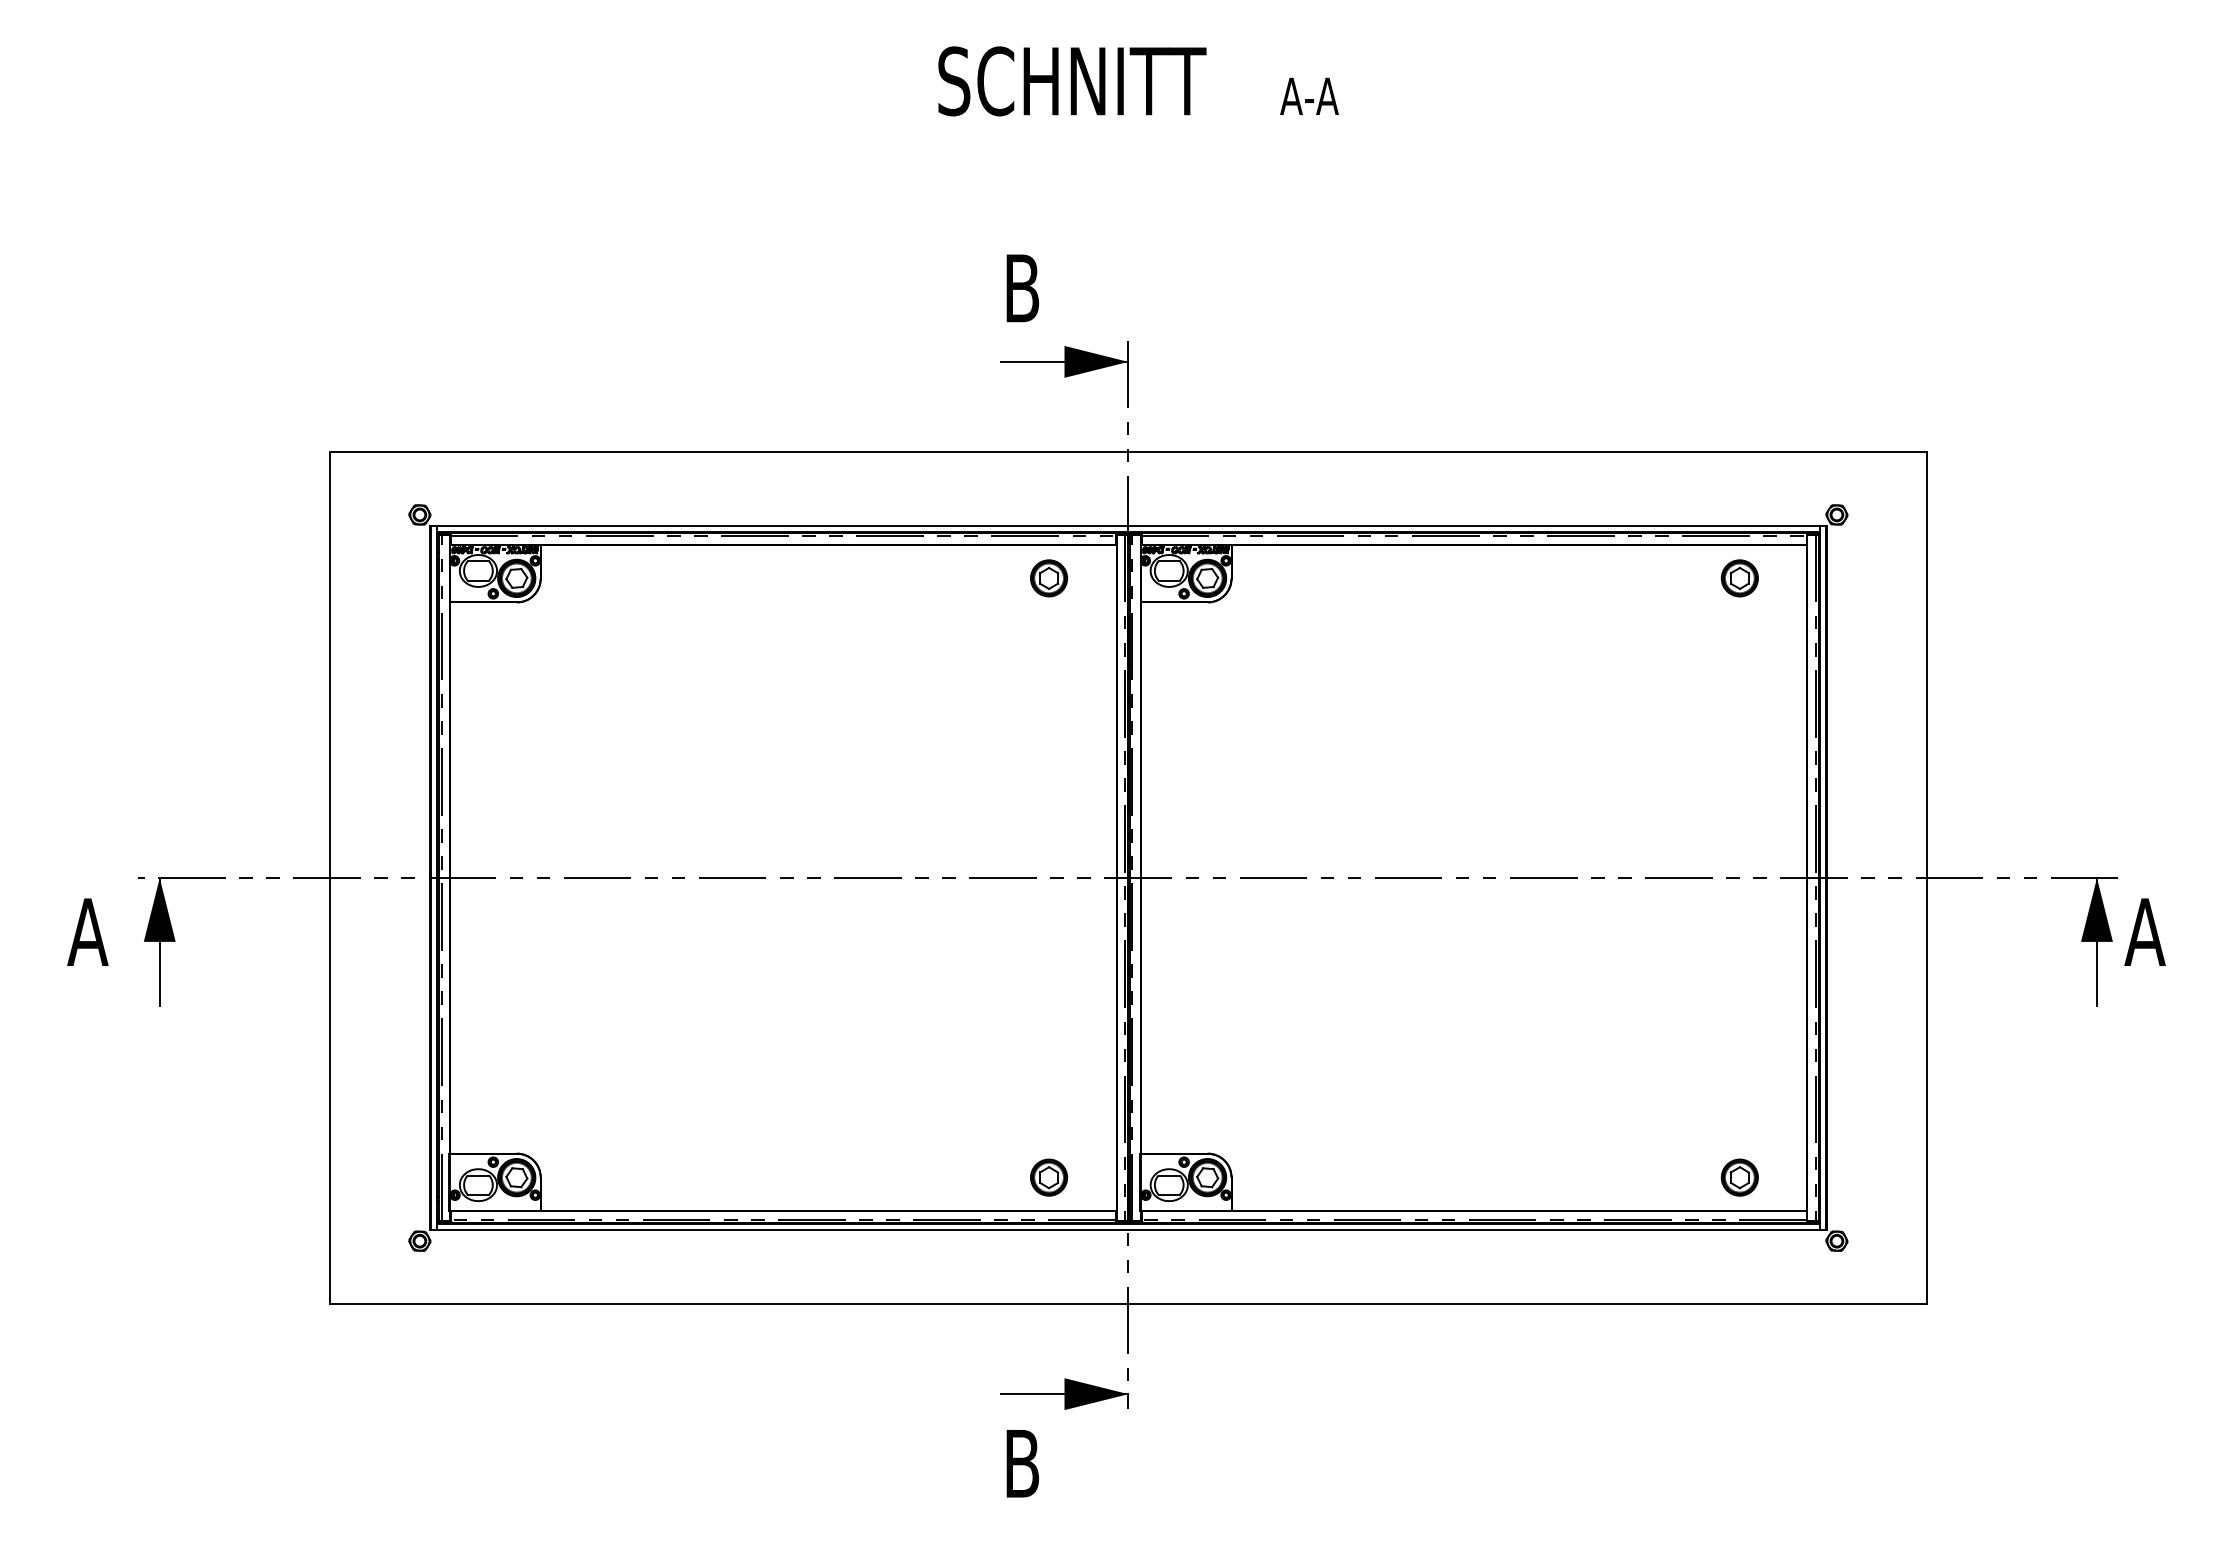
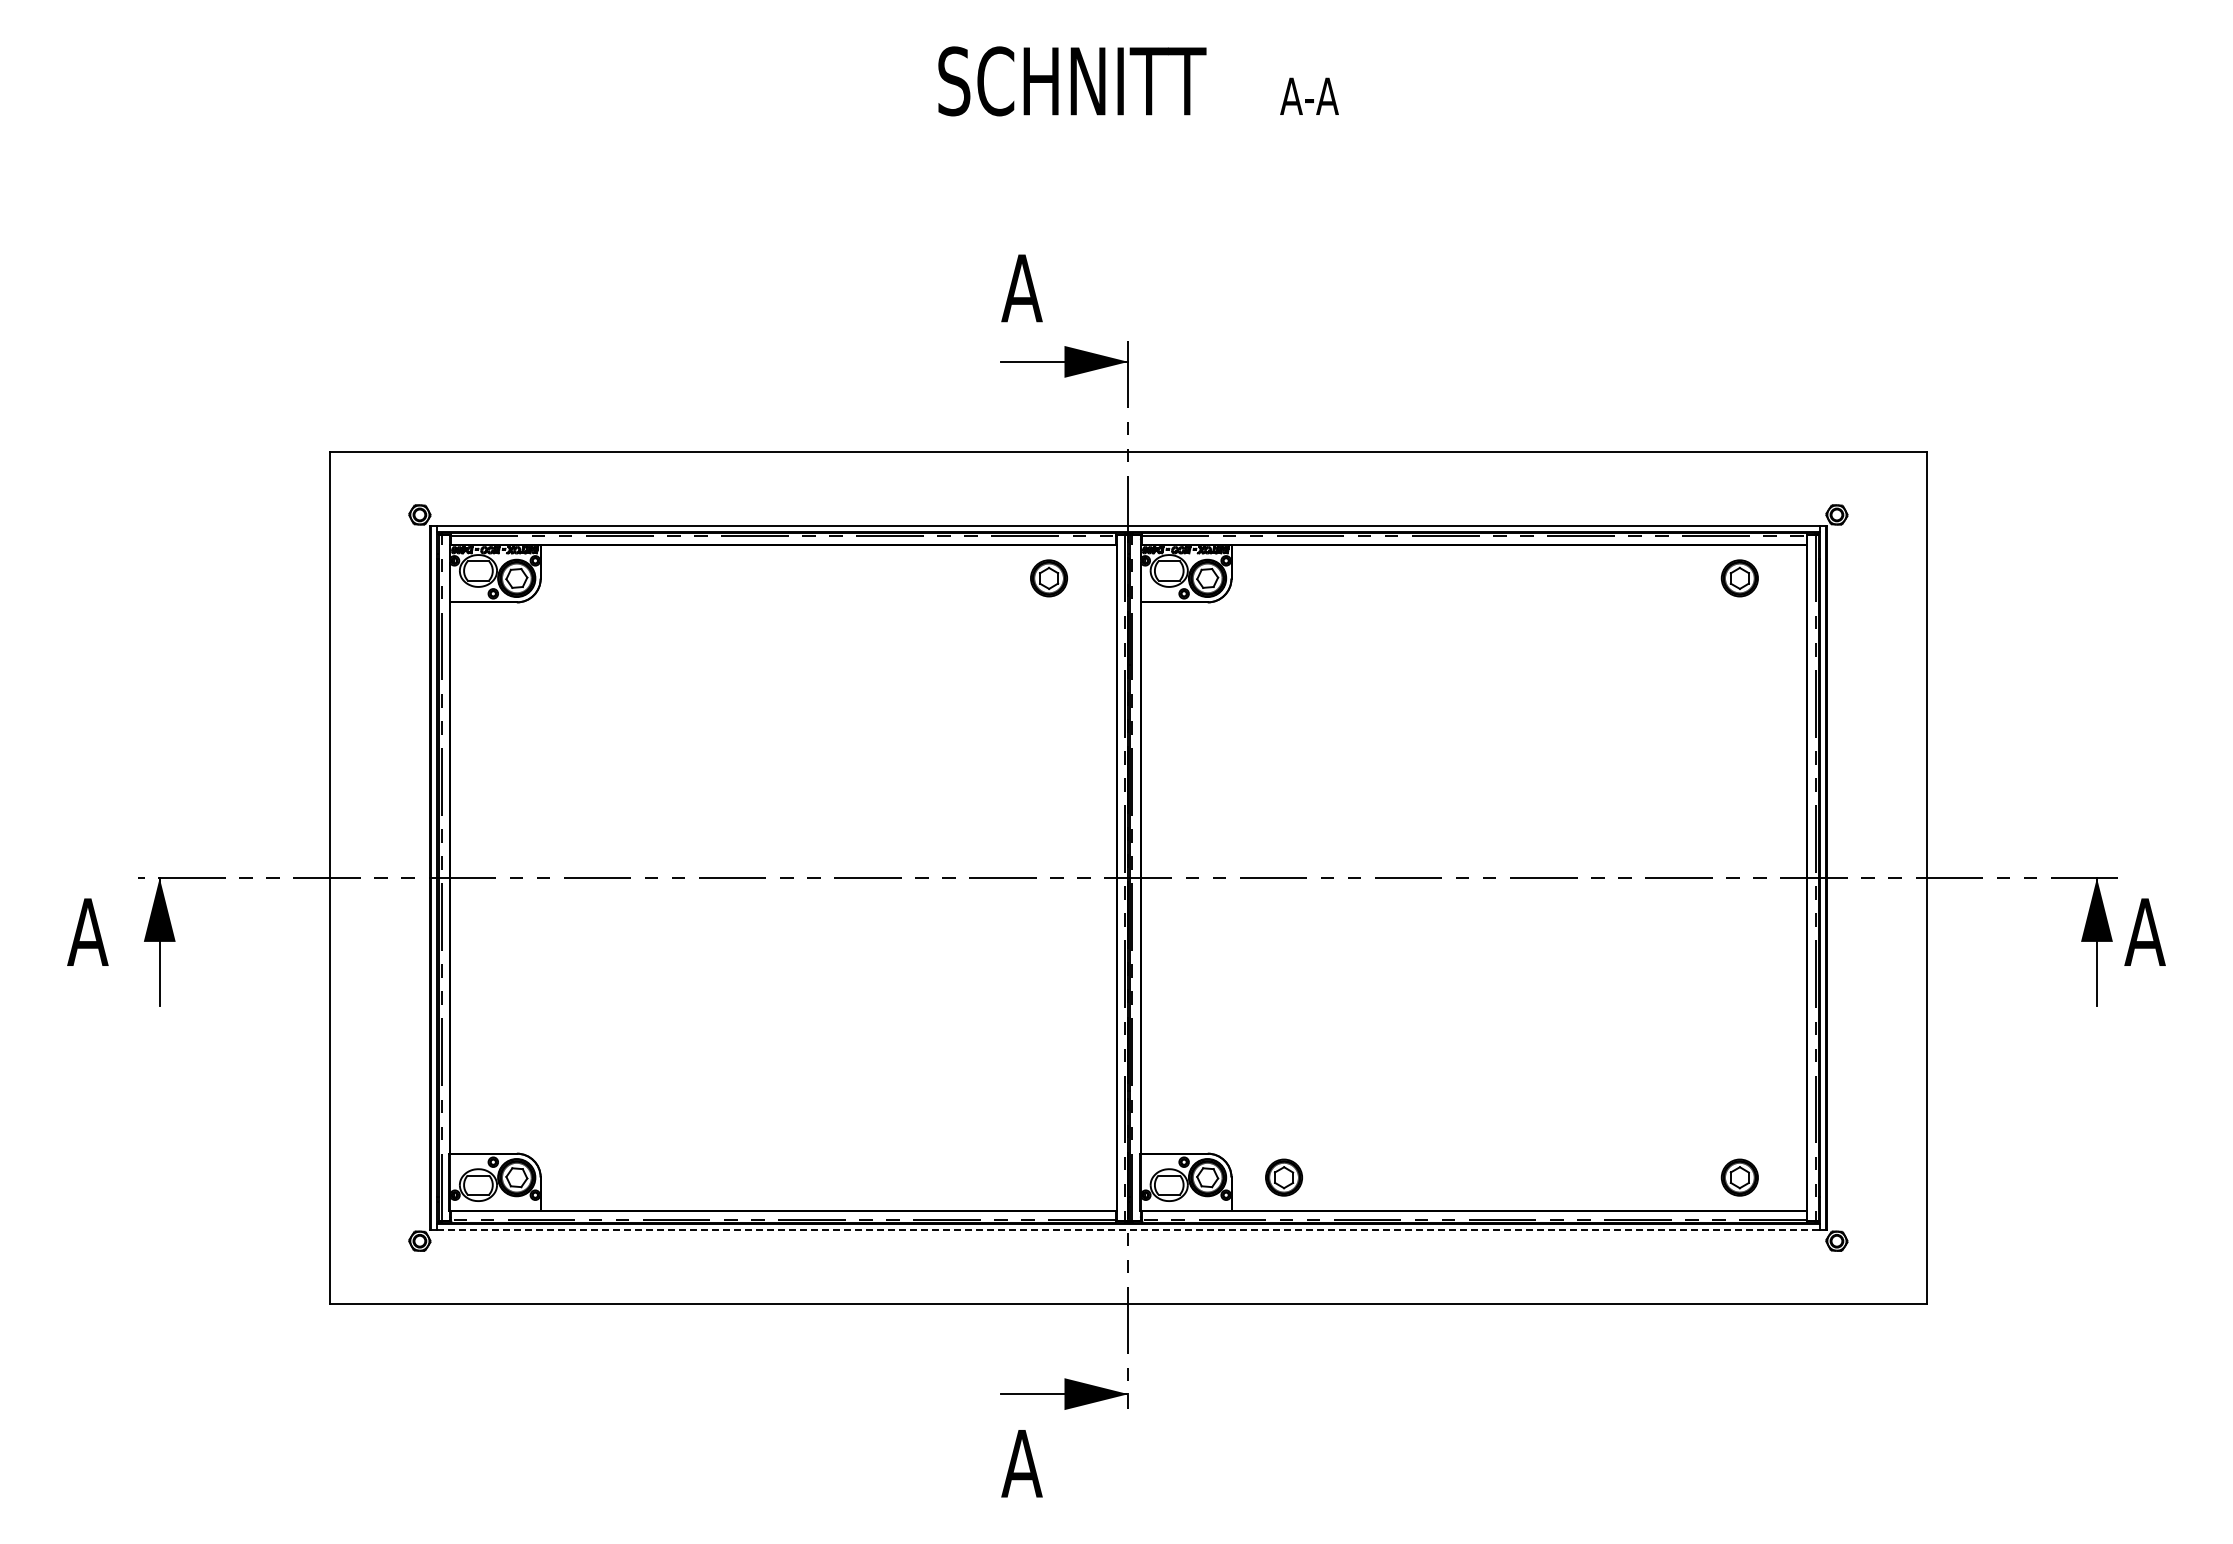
text: B -> A (1021, 288)
part position: (1048, 1177) -> (1283, 1177) (1283, 1177)
line: solid -> dashed (1128, 1230)
text: B -> A (1021, 1463)
